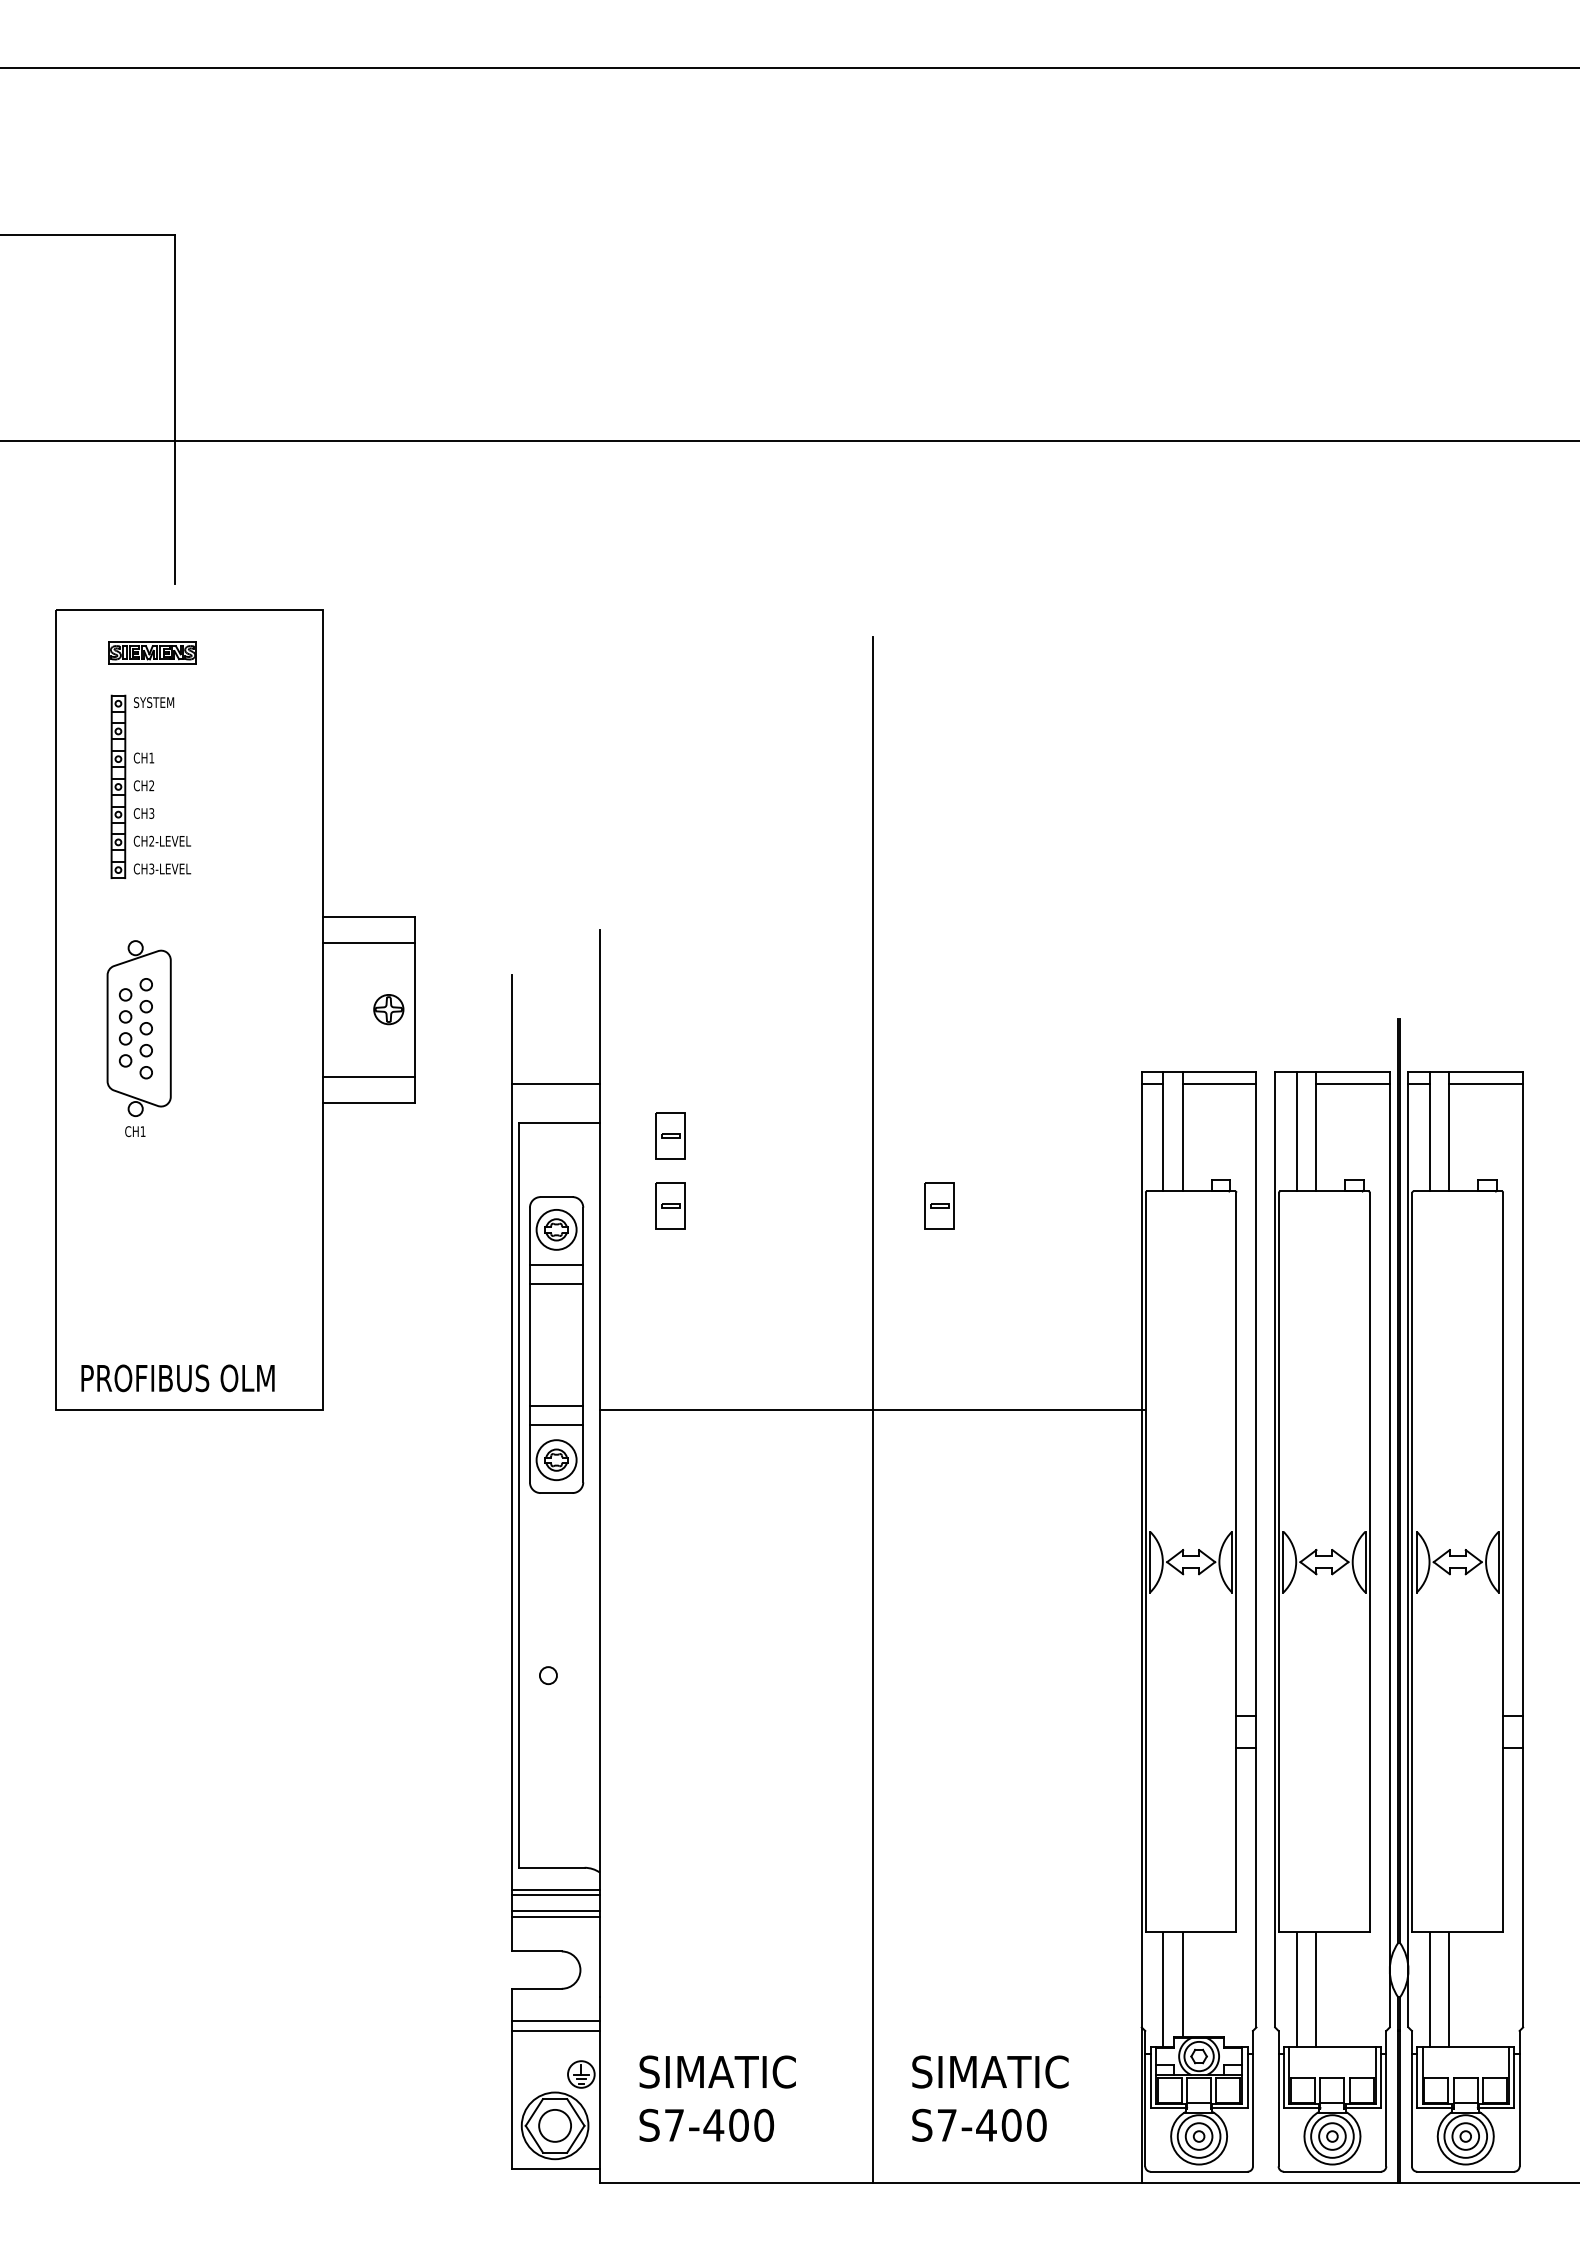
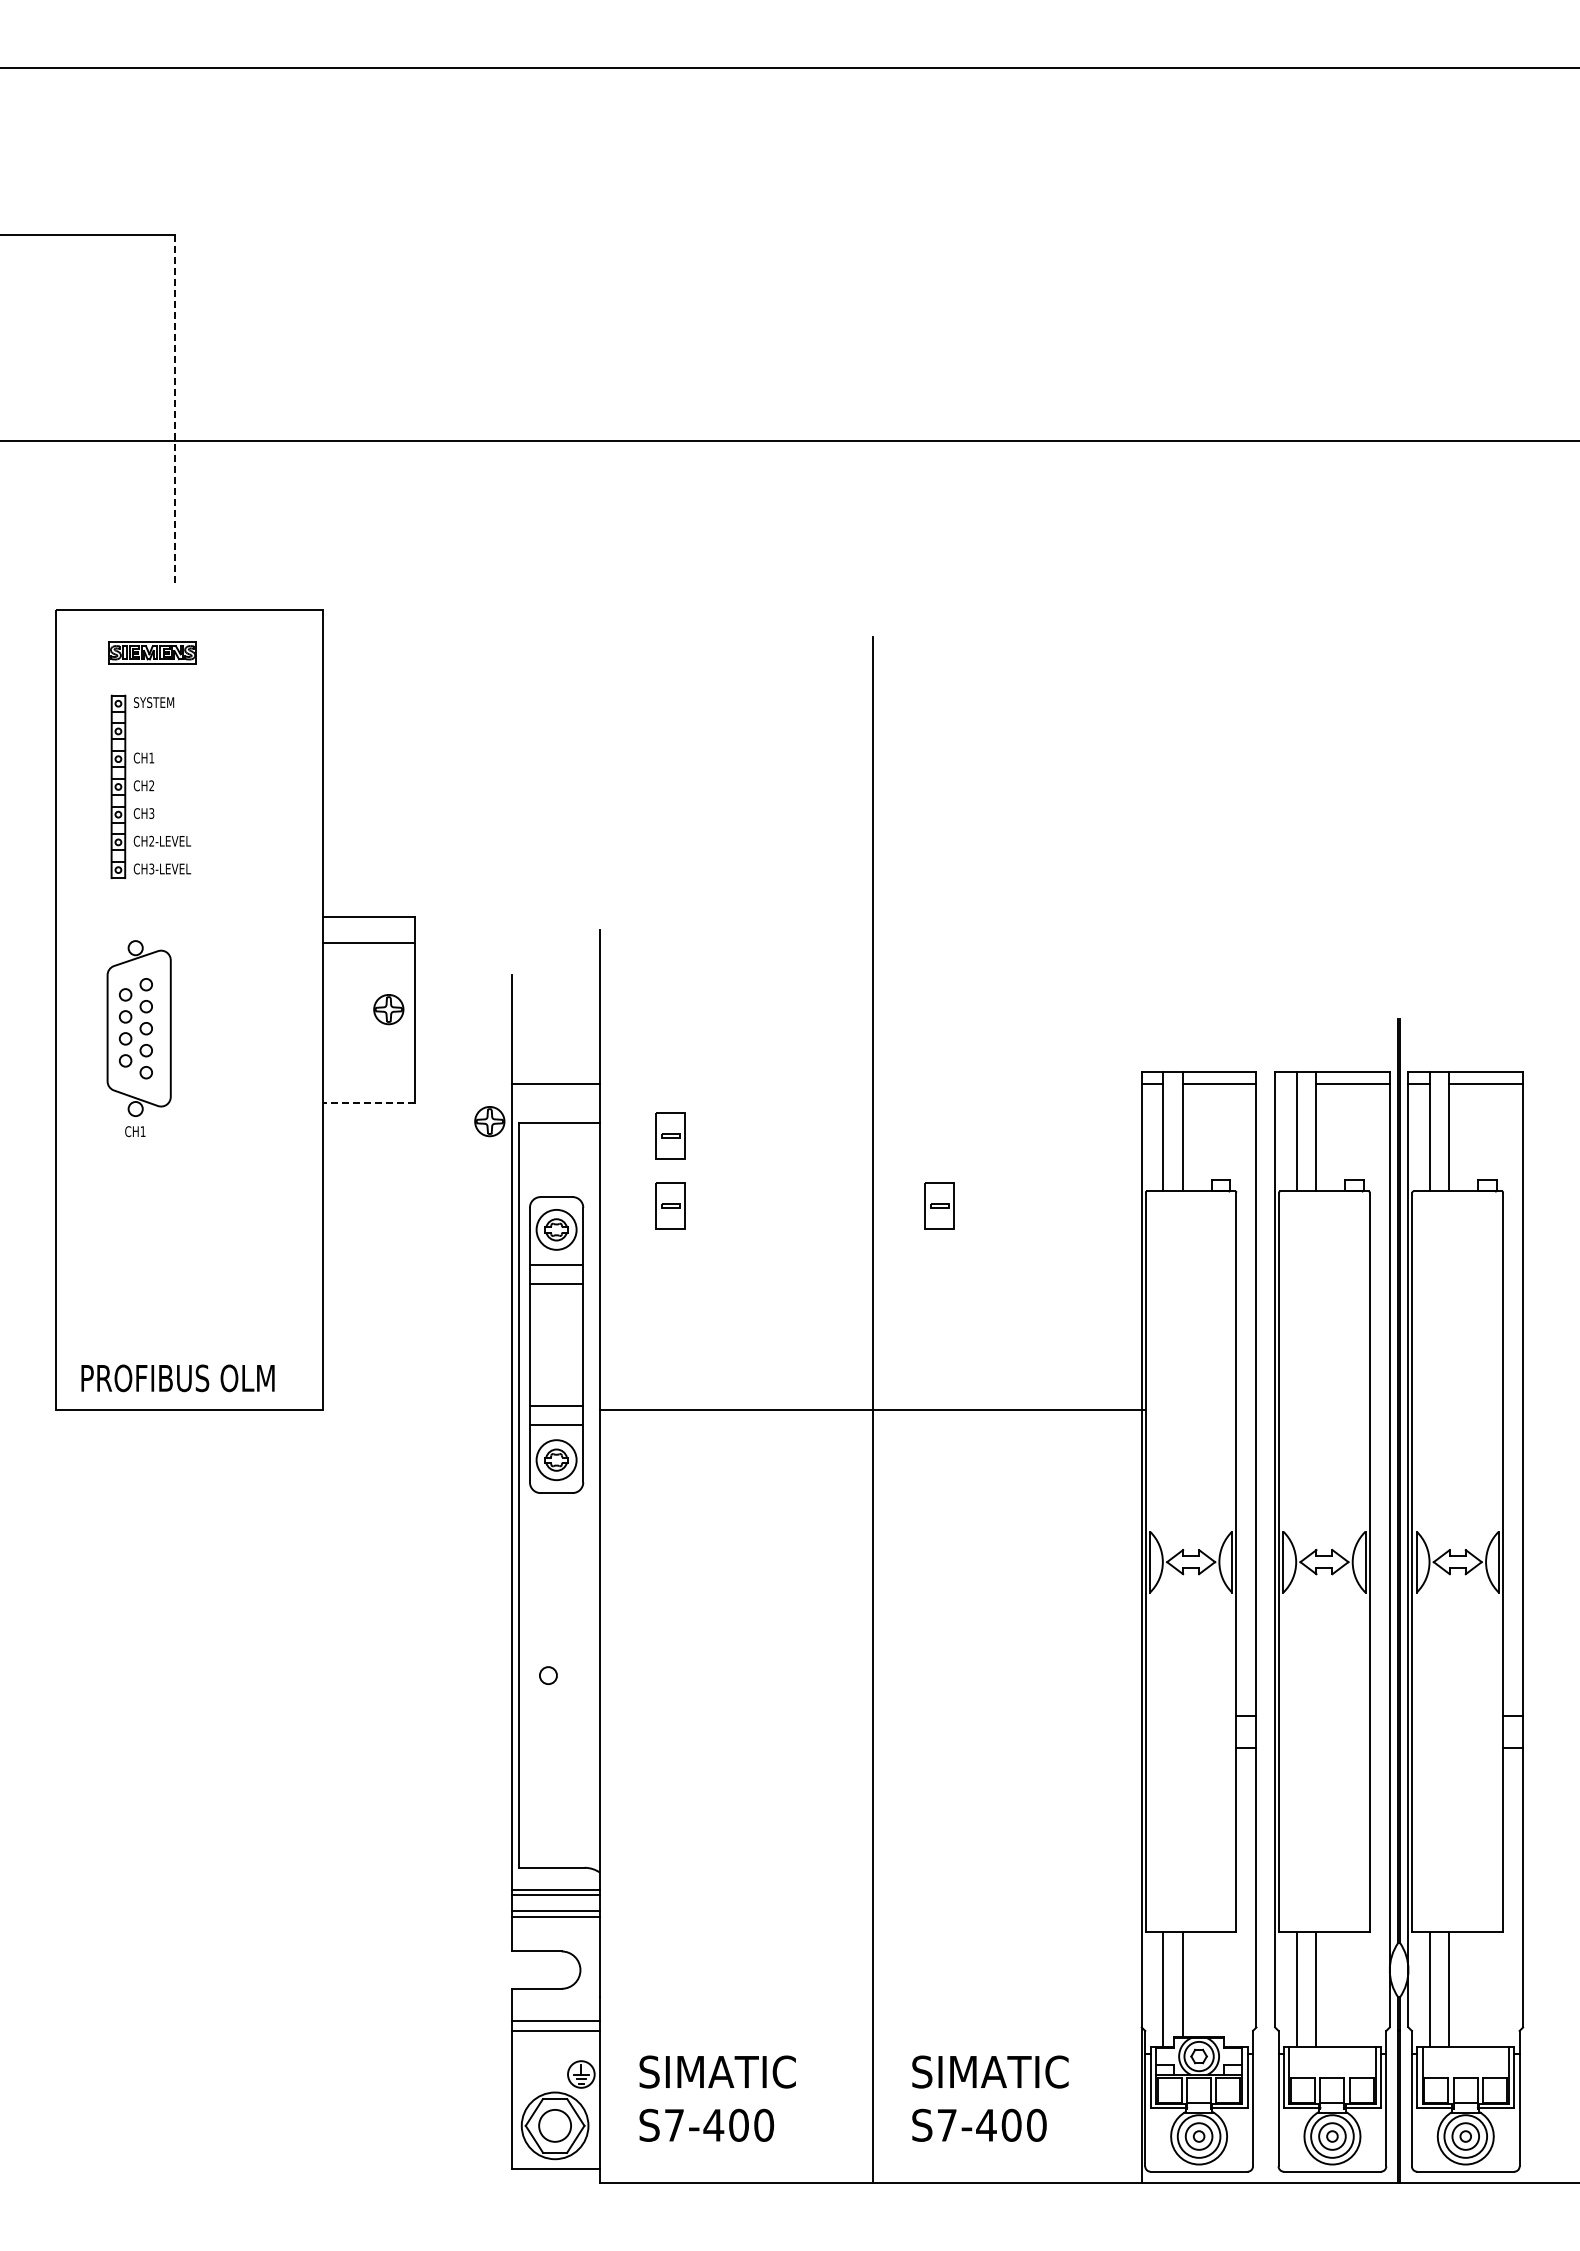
line: solid -> dashed (175, 409)
line: present -> none (368, 1076)
line: solid -> dashed (368, 1103)
part: none -> present (489, 1121)
